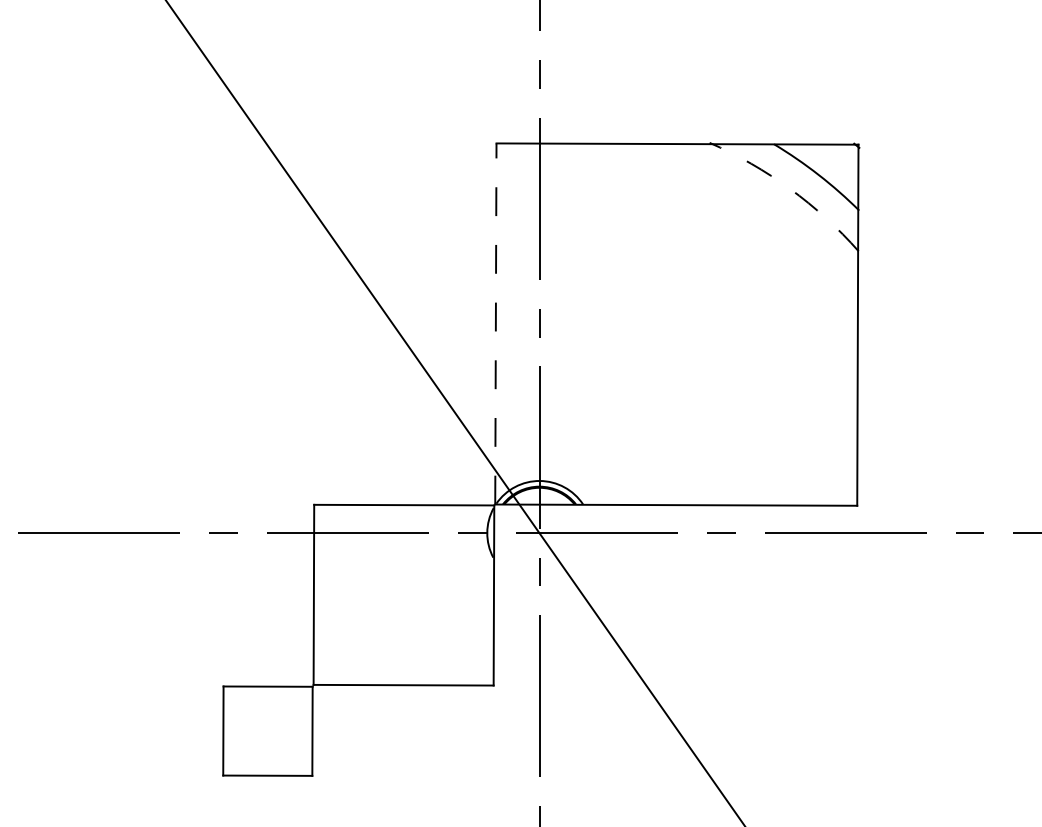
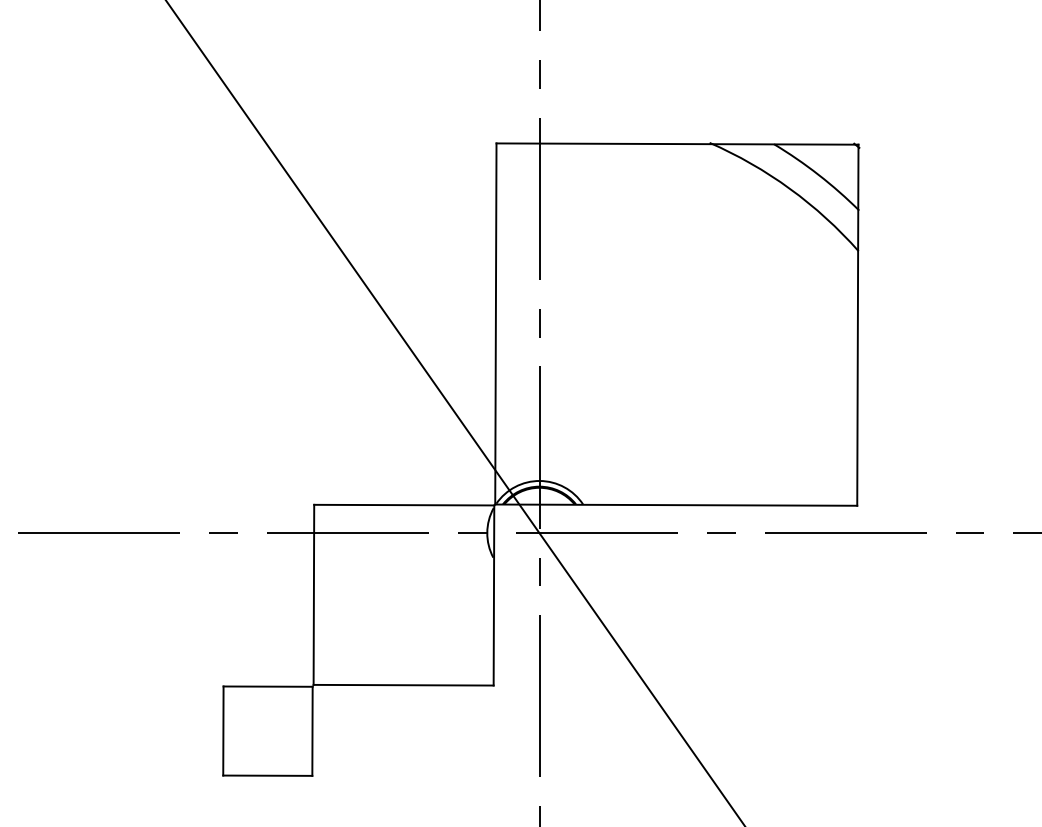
arc: dashed -> solid (790, 188)
line: dashed -> solid (495, 323)
